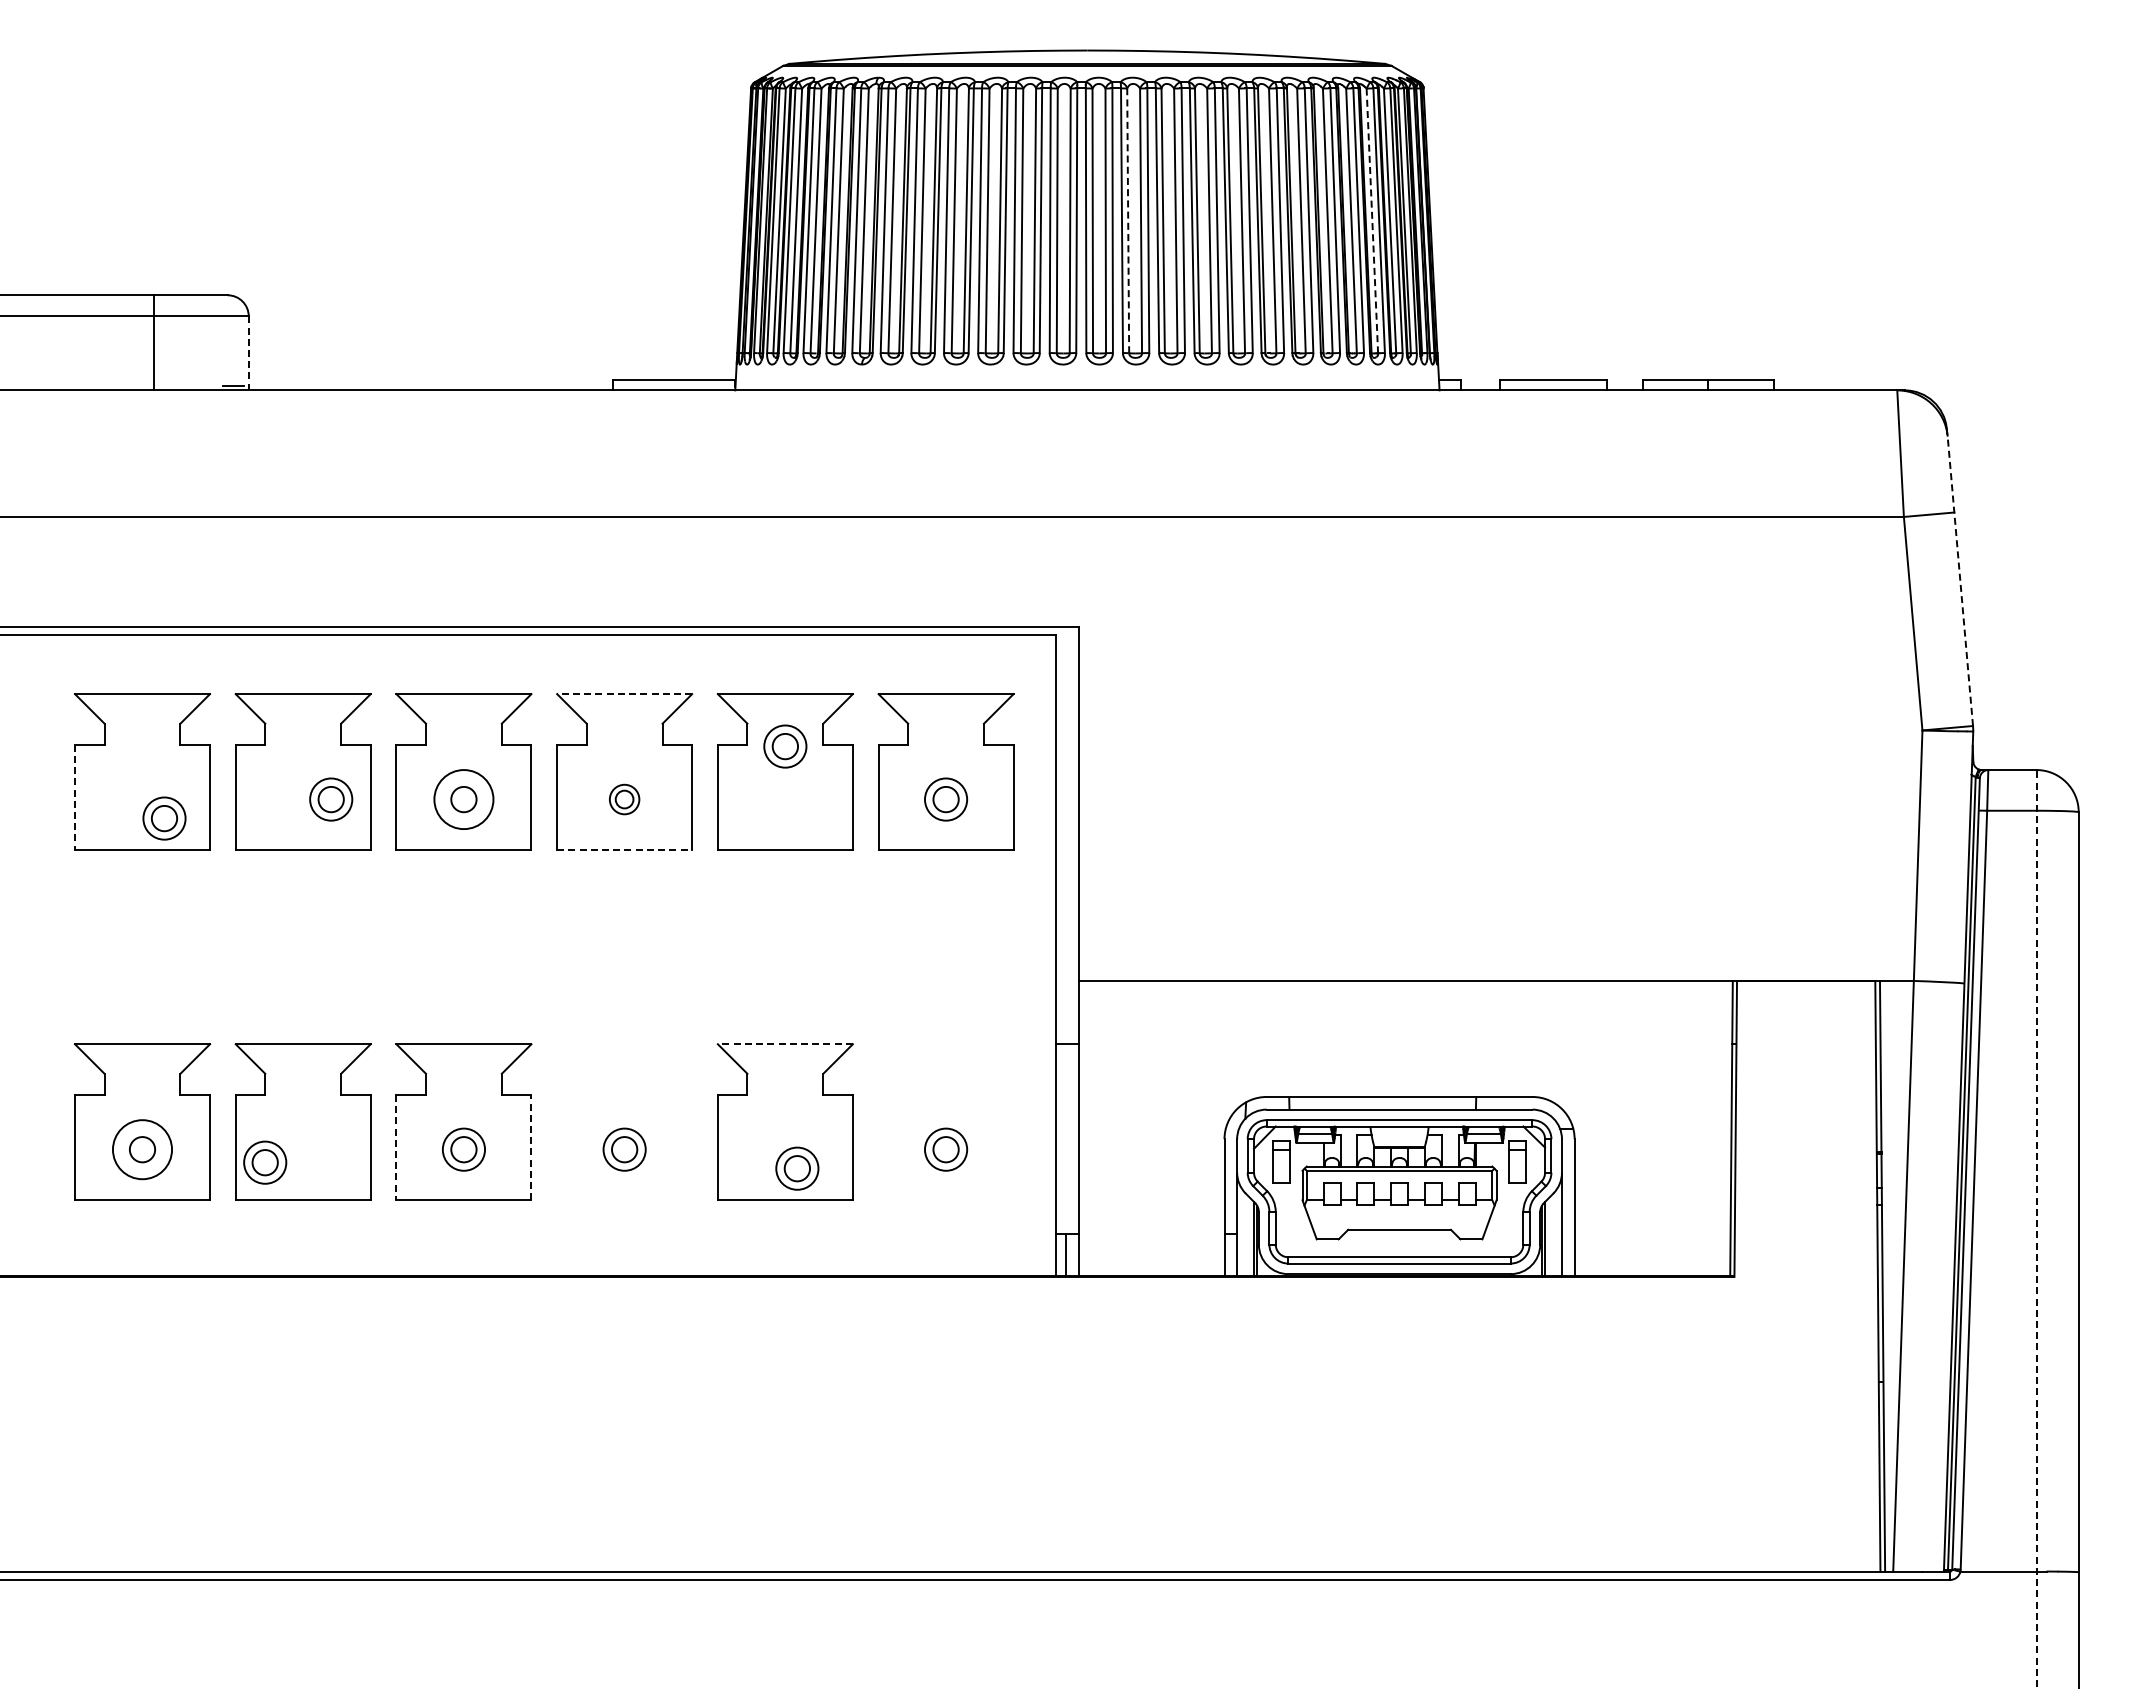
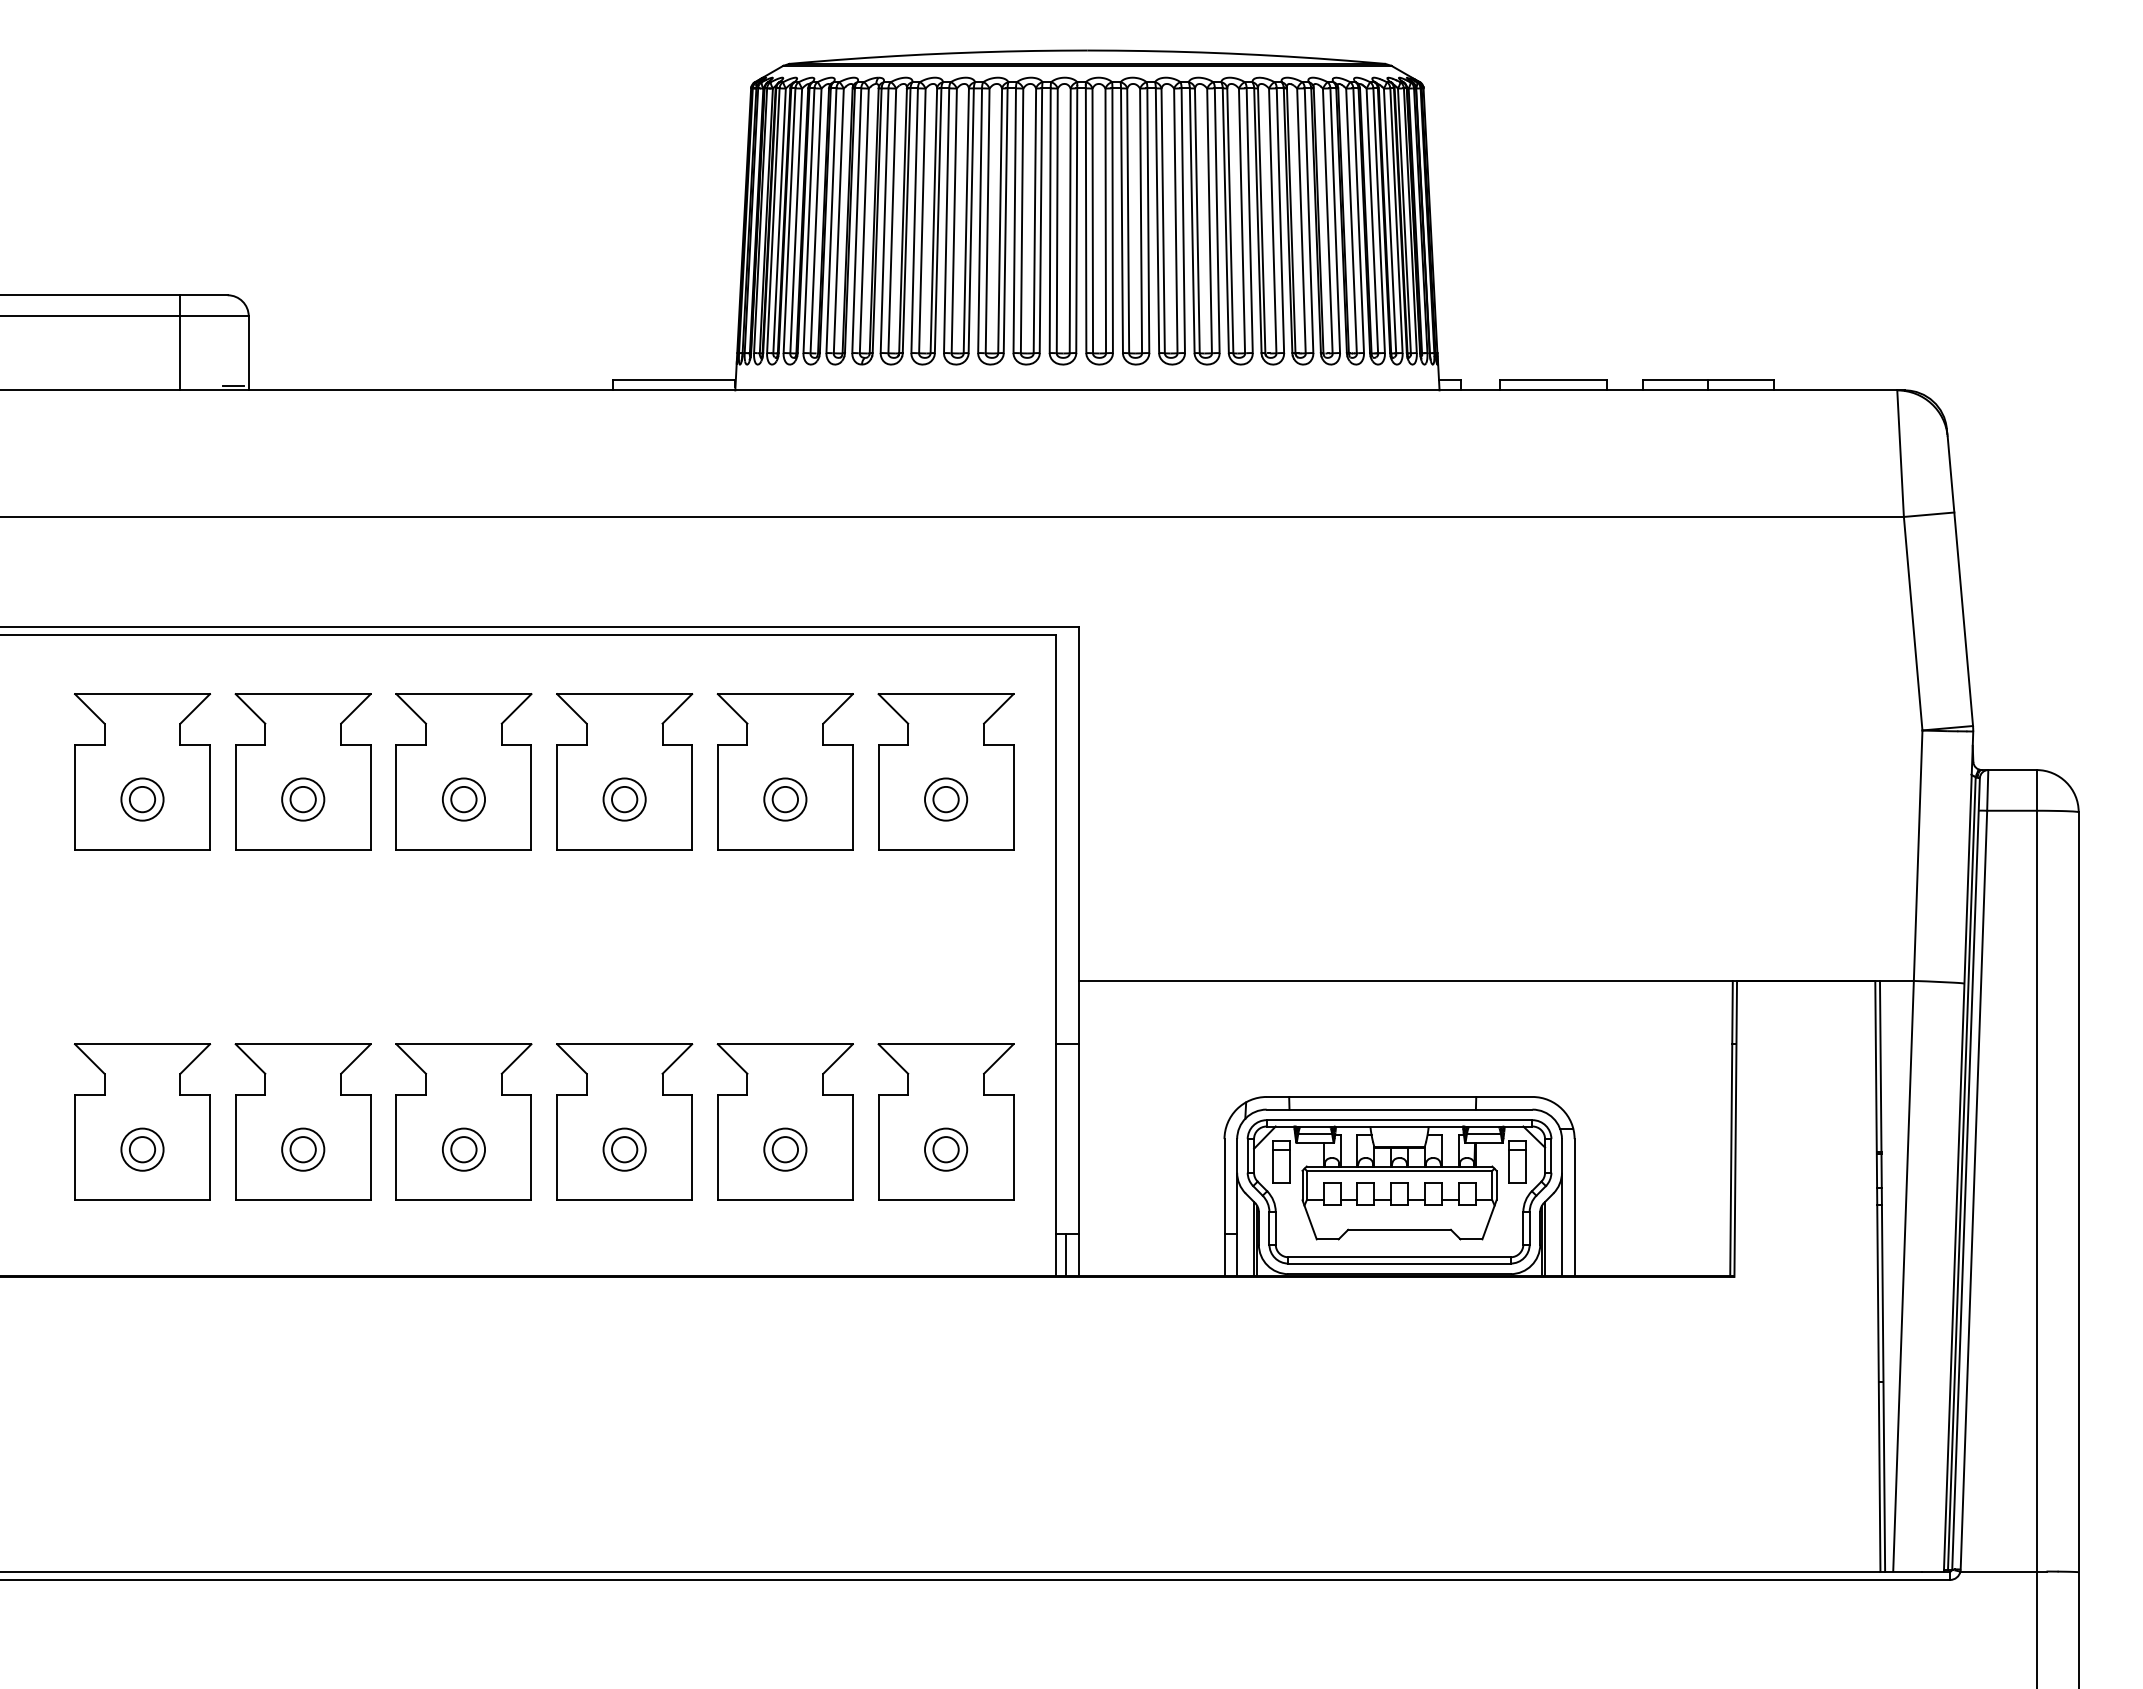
line: dashed -> solid (1128, 220)
line: dashed -> solid (1372, 221)
line position: (153, 342) -> (179, 342) (179, 342)
line: dashed -> solid (248, 353)
line: dashed -> solid (1960, 580)
line: dashed -> solid (624, 694)
part position: (785, 746) -> (785, 799) (785, 799)
line: dashed -> solid (75, 797)
part position: (331, 799) -> (303, 799) (303, 799)
circle diameter: 59 px -> 42 px (463, 799)
part size: 32x33 px -> 45x45 px (624, 799)
part position: (164, 818) -> (142, 799) (142, 799)
line: dashed -> solid (625, 850)
line: dashed -> solid (784, 1044)
part: none -> present (624, 1121)
part: none -> present (945, 1121)
line: dashed -> solid (396, 1147)
line: dashed -> solid (531, 1147)
circle diameter: 59 px -> 42 px (142, 1149)
part position: (265, 1162) -> (303, 1149) (303, 1149)
part position: (797, 1168) -> (785, 1149) (785, 1149)
line: dashed -> solid (2036, 1229)
